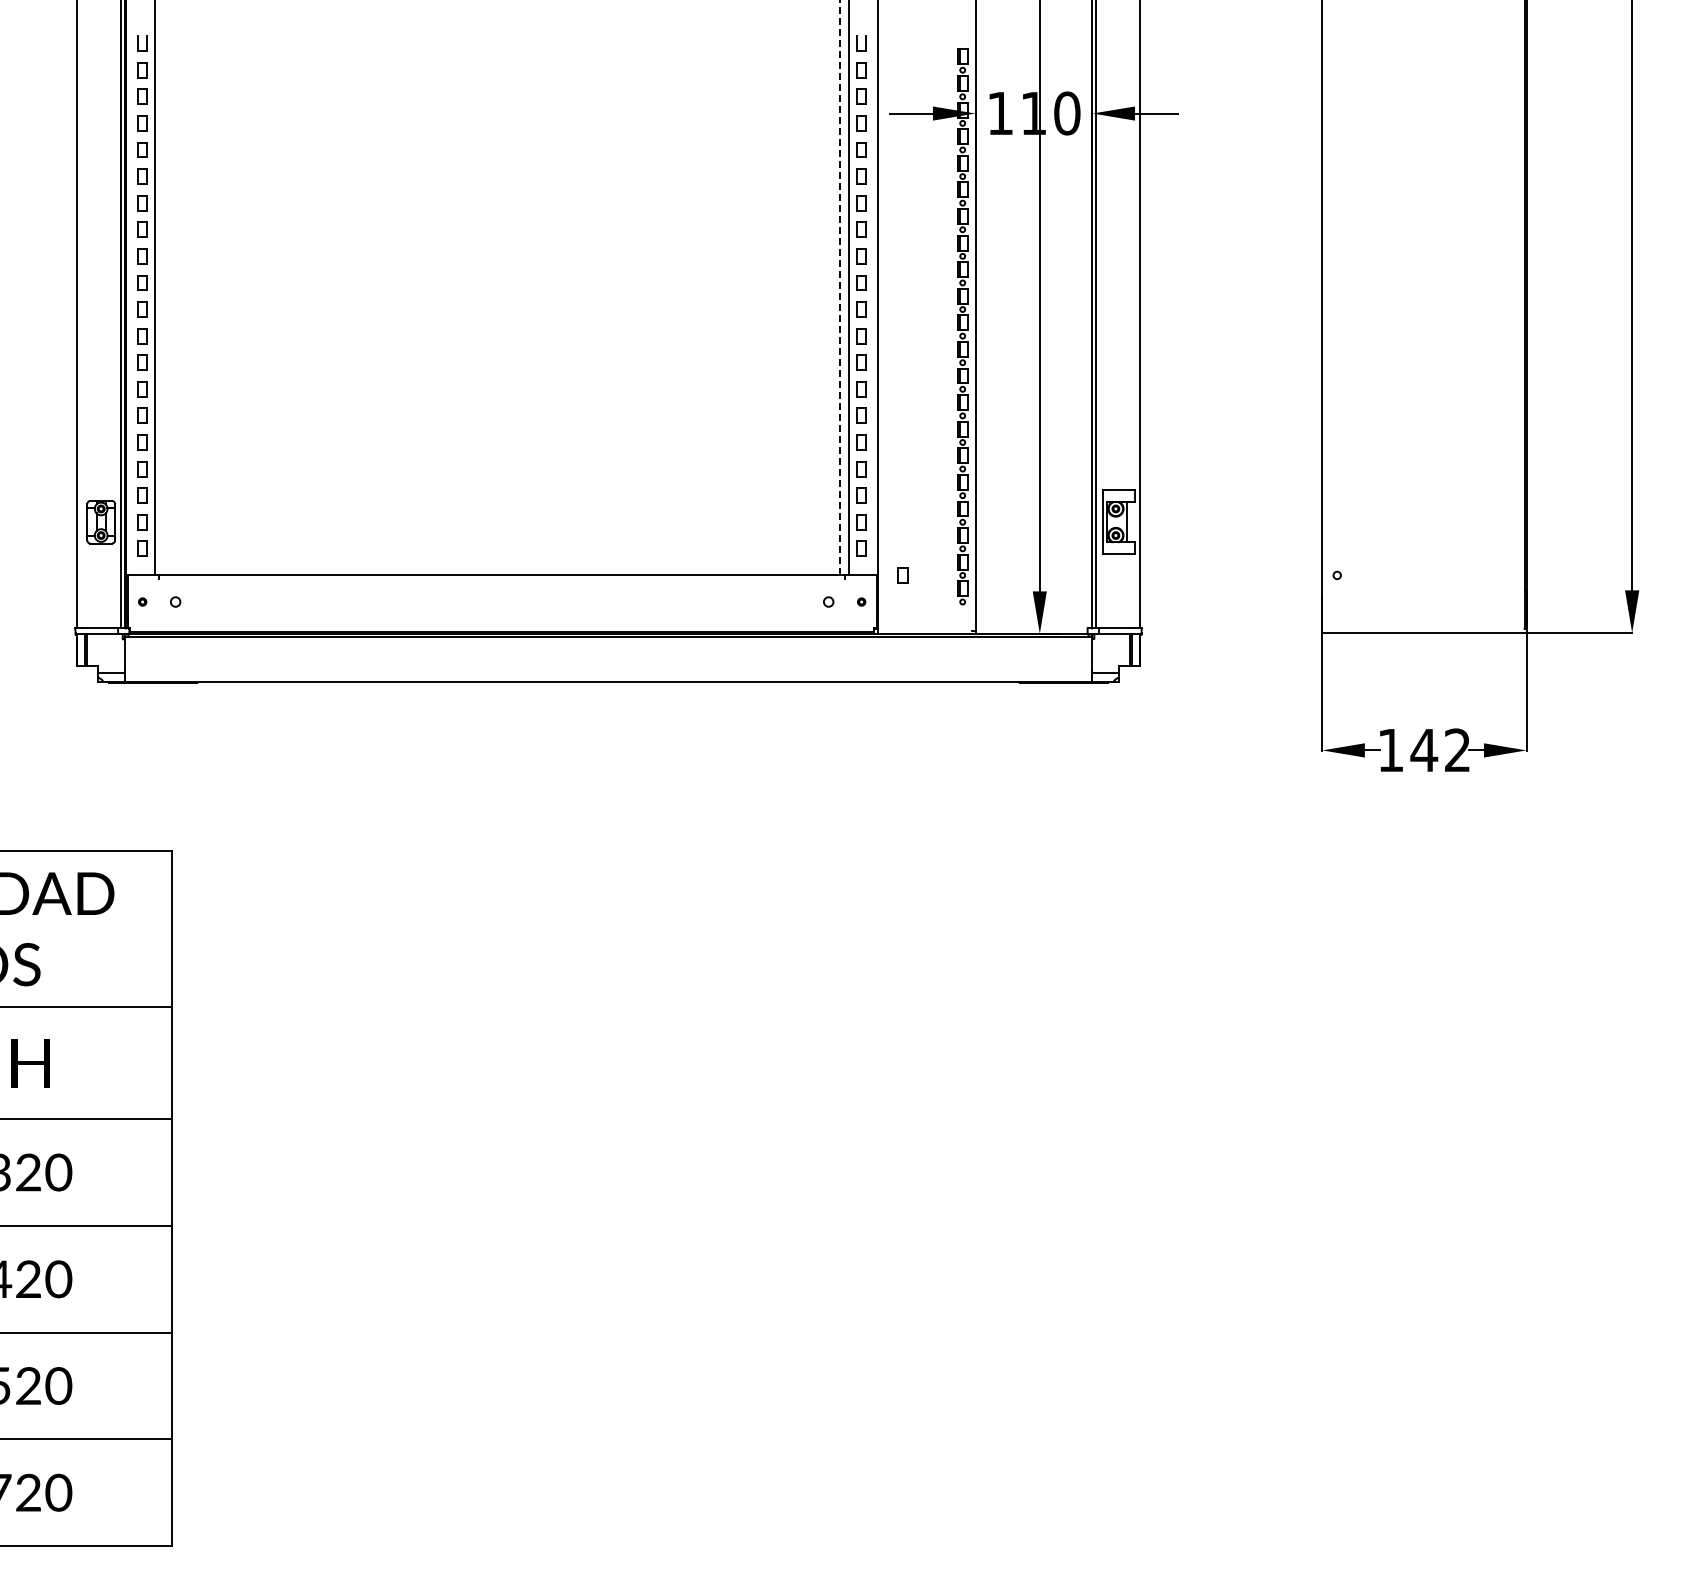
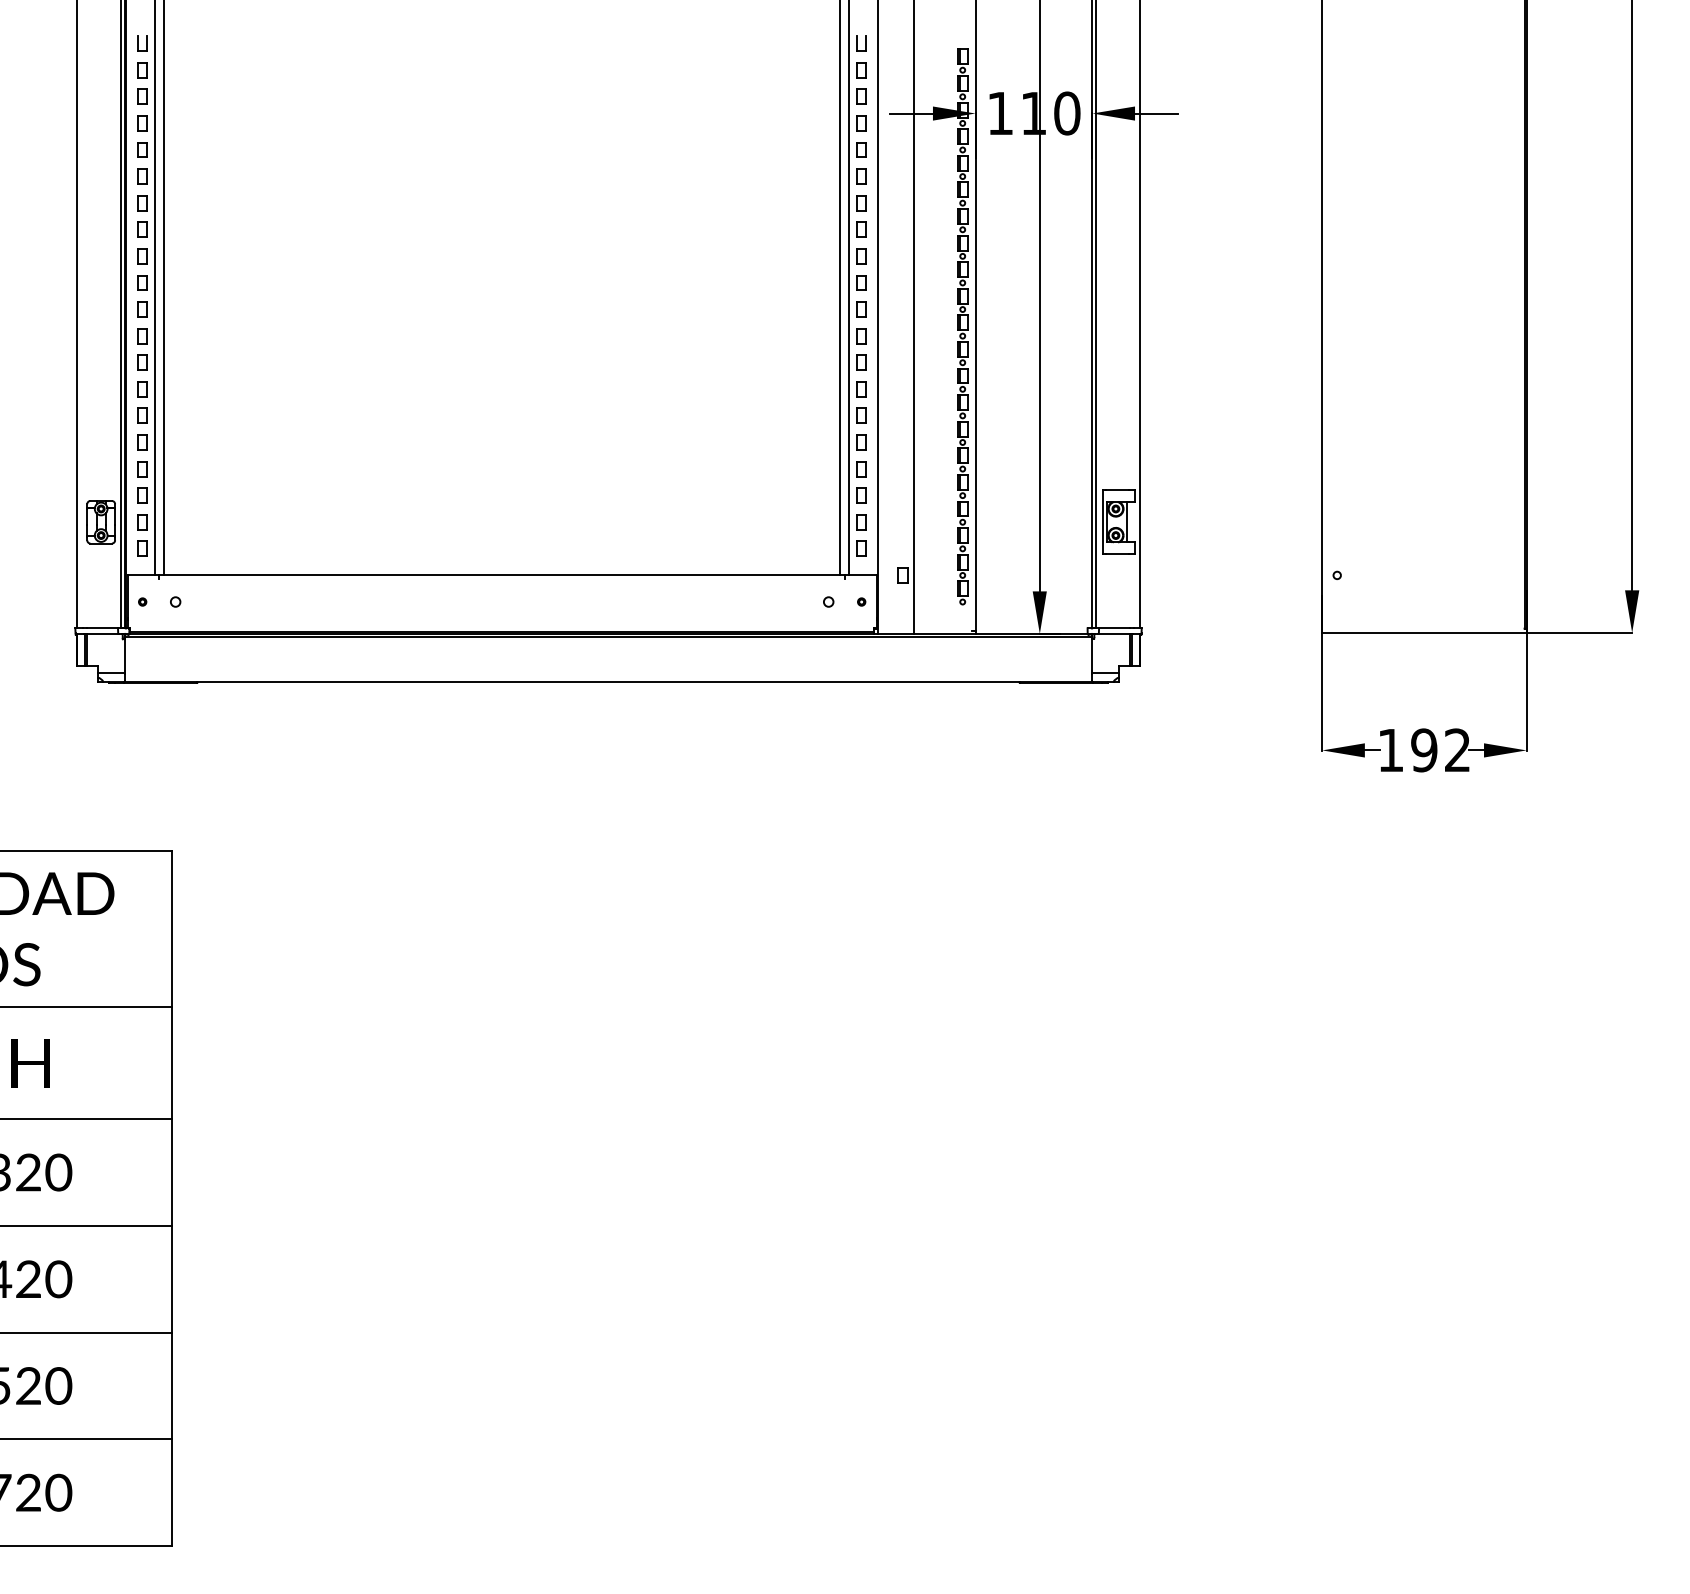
line: dashed -> solid (839, 287)
line: none -> present (164, 288)
line: none -> present (914, 317)
text: 142 -> 192 (1424, 750)
